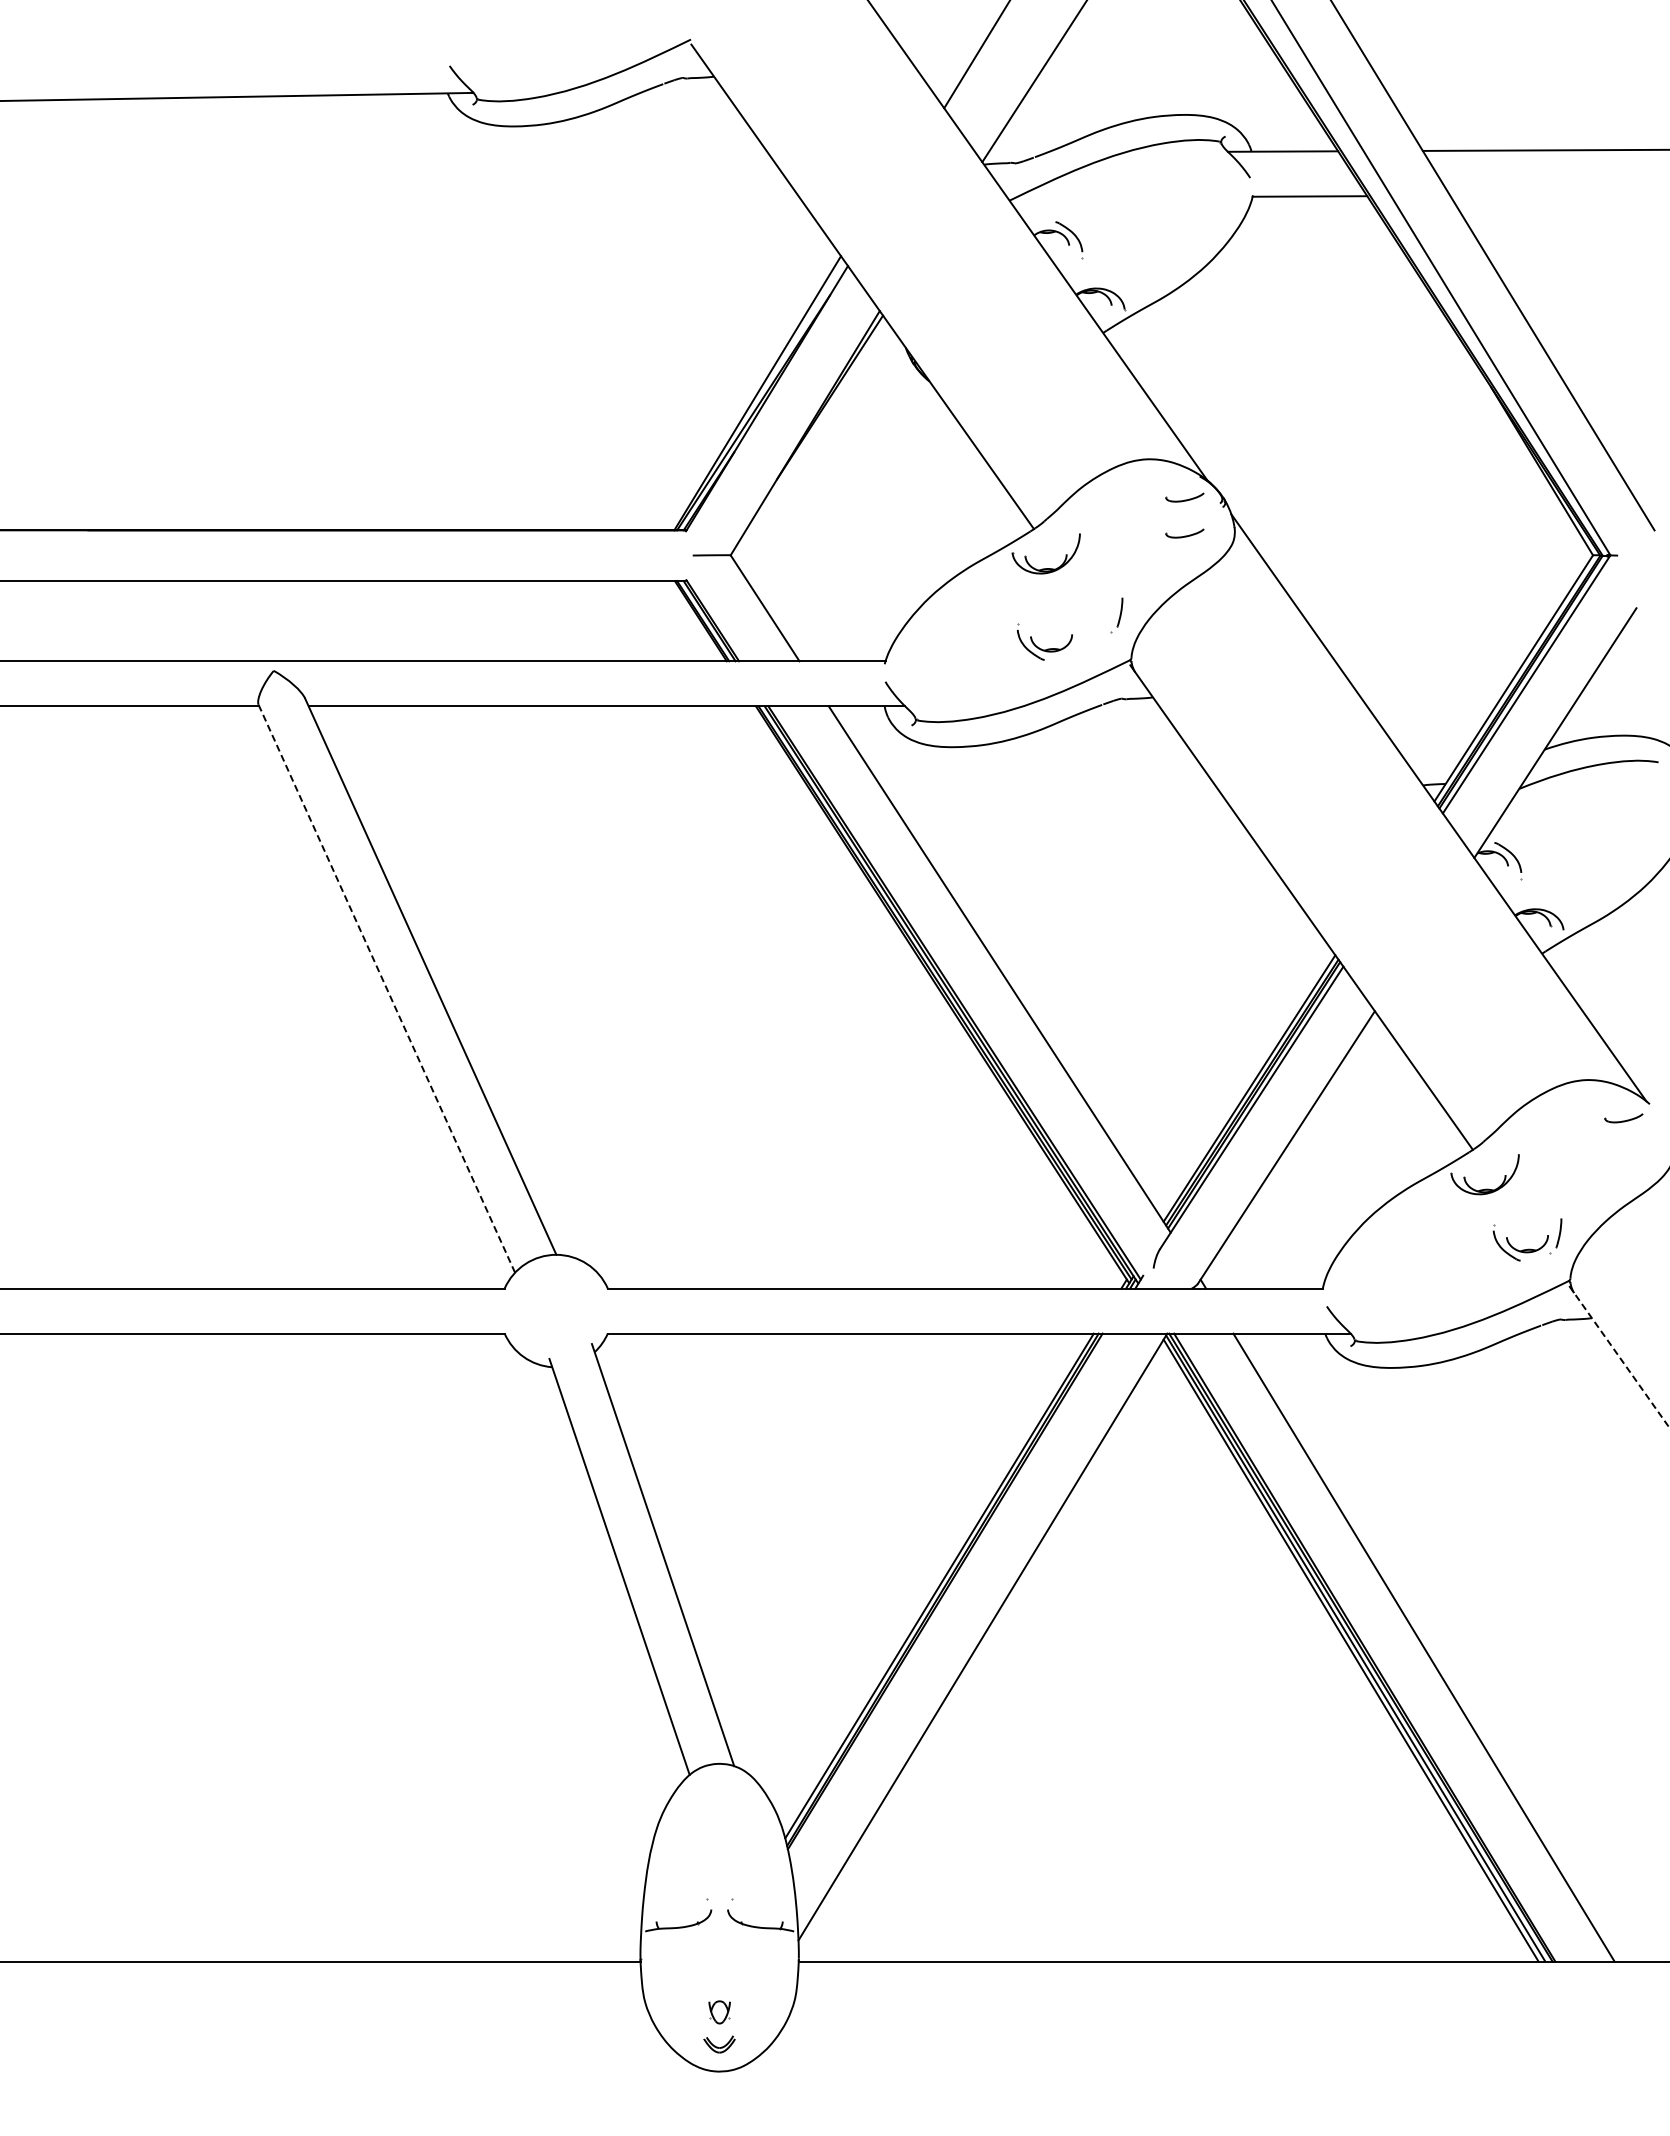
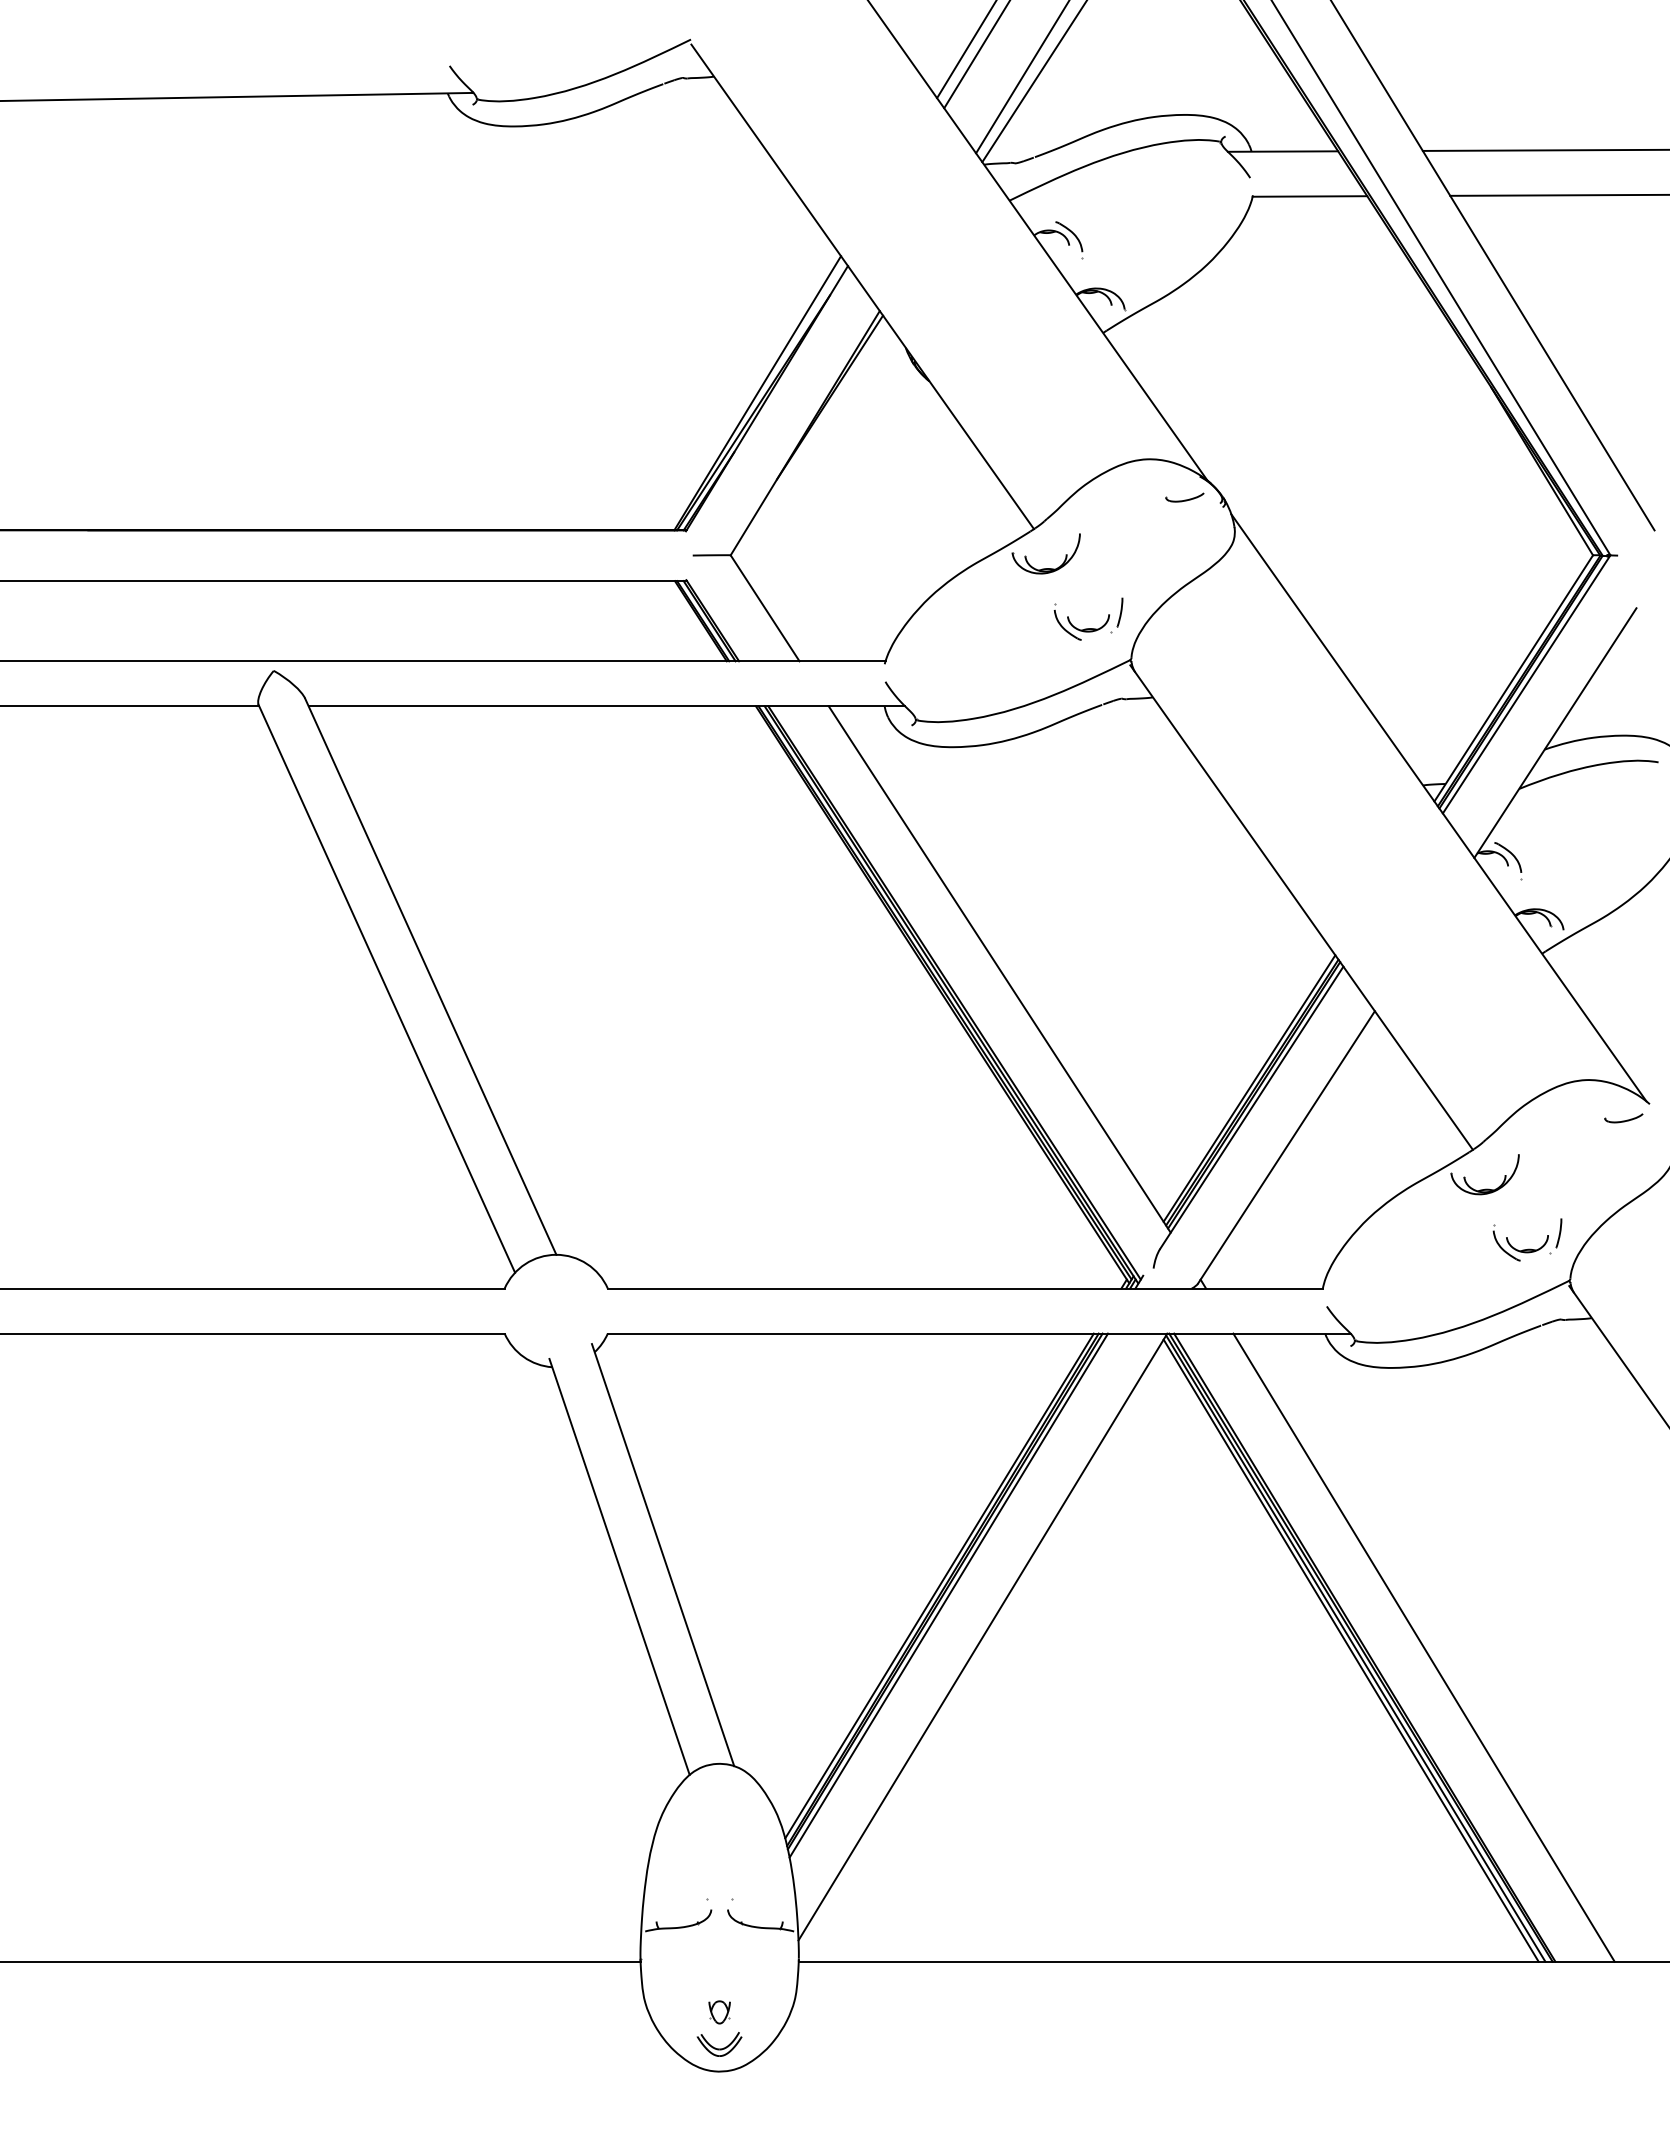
line: none -> present (966, 50)
line: none -> present (1022, 77)
line: none -> present (1558, 194)
part: present -> none (1184, 533)
part position: (1041, 648) -> (1078, 628) (1078, 628)
line: dashed -> solid (386, 988)
line: dashed -> solid (1619, 1357)
line: none -> present (948, 1595)
part size: 33x19 px -> 47x25 px (719, 2044)
